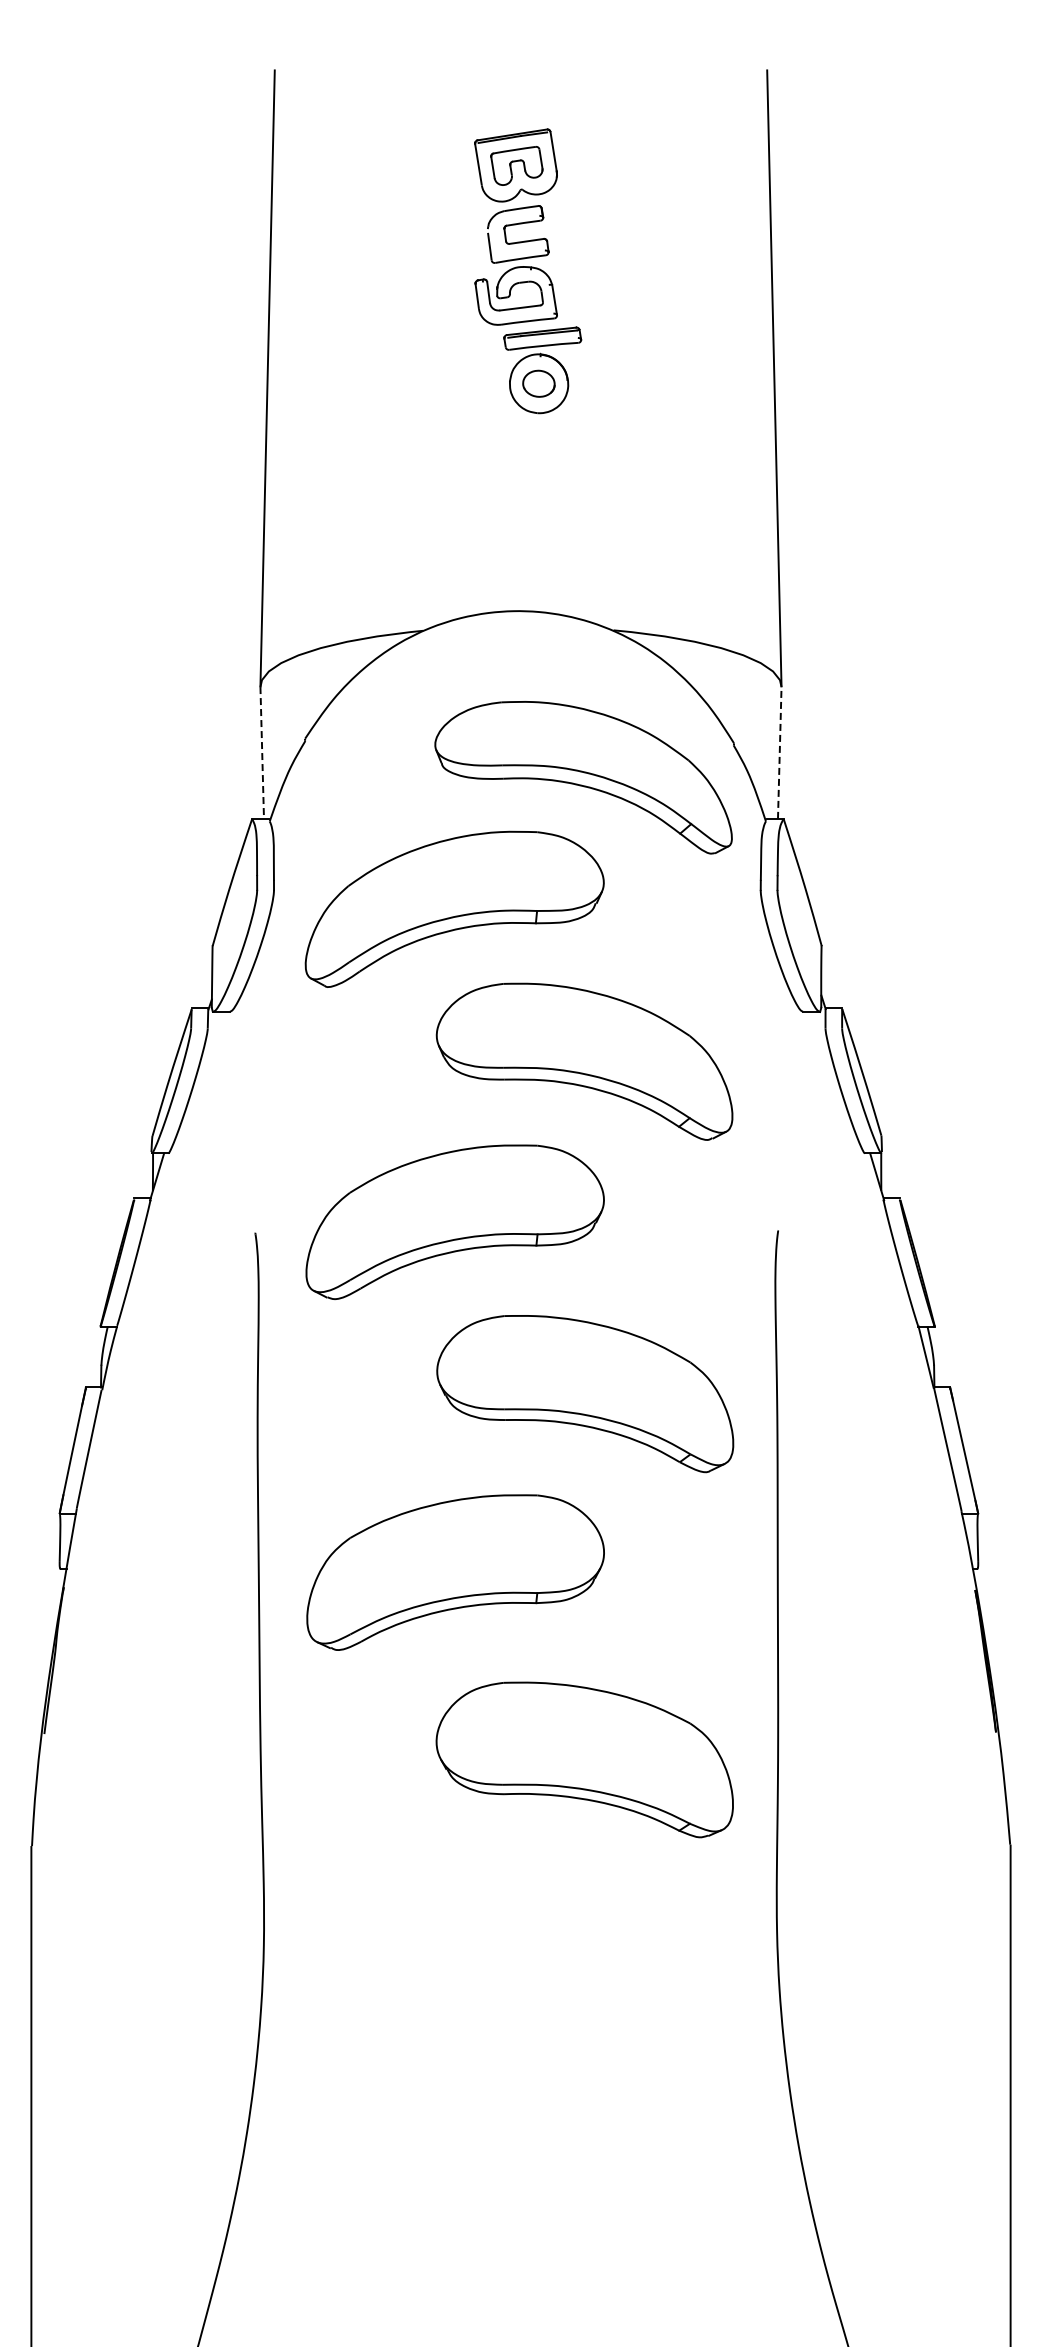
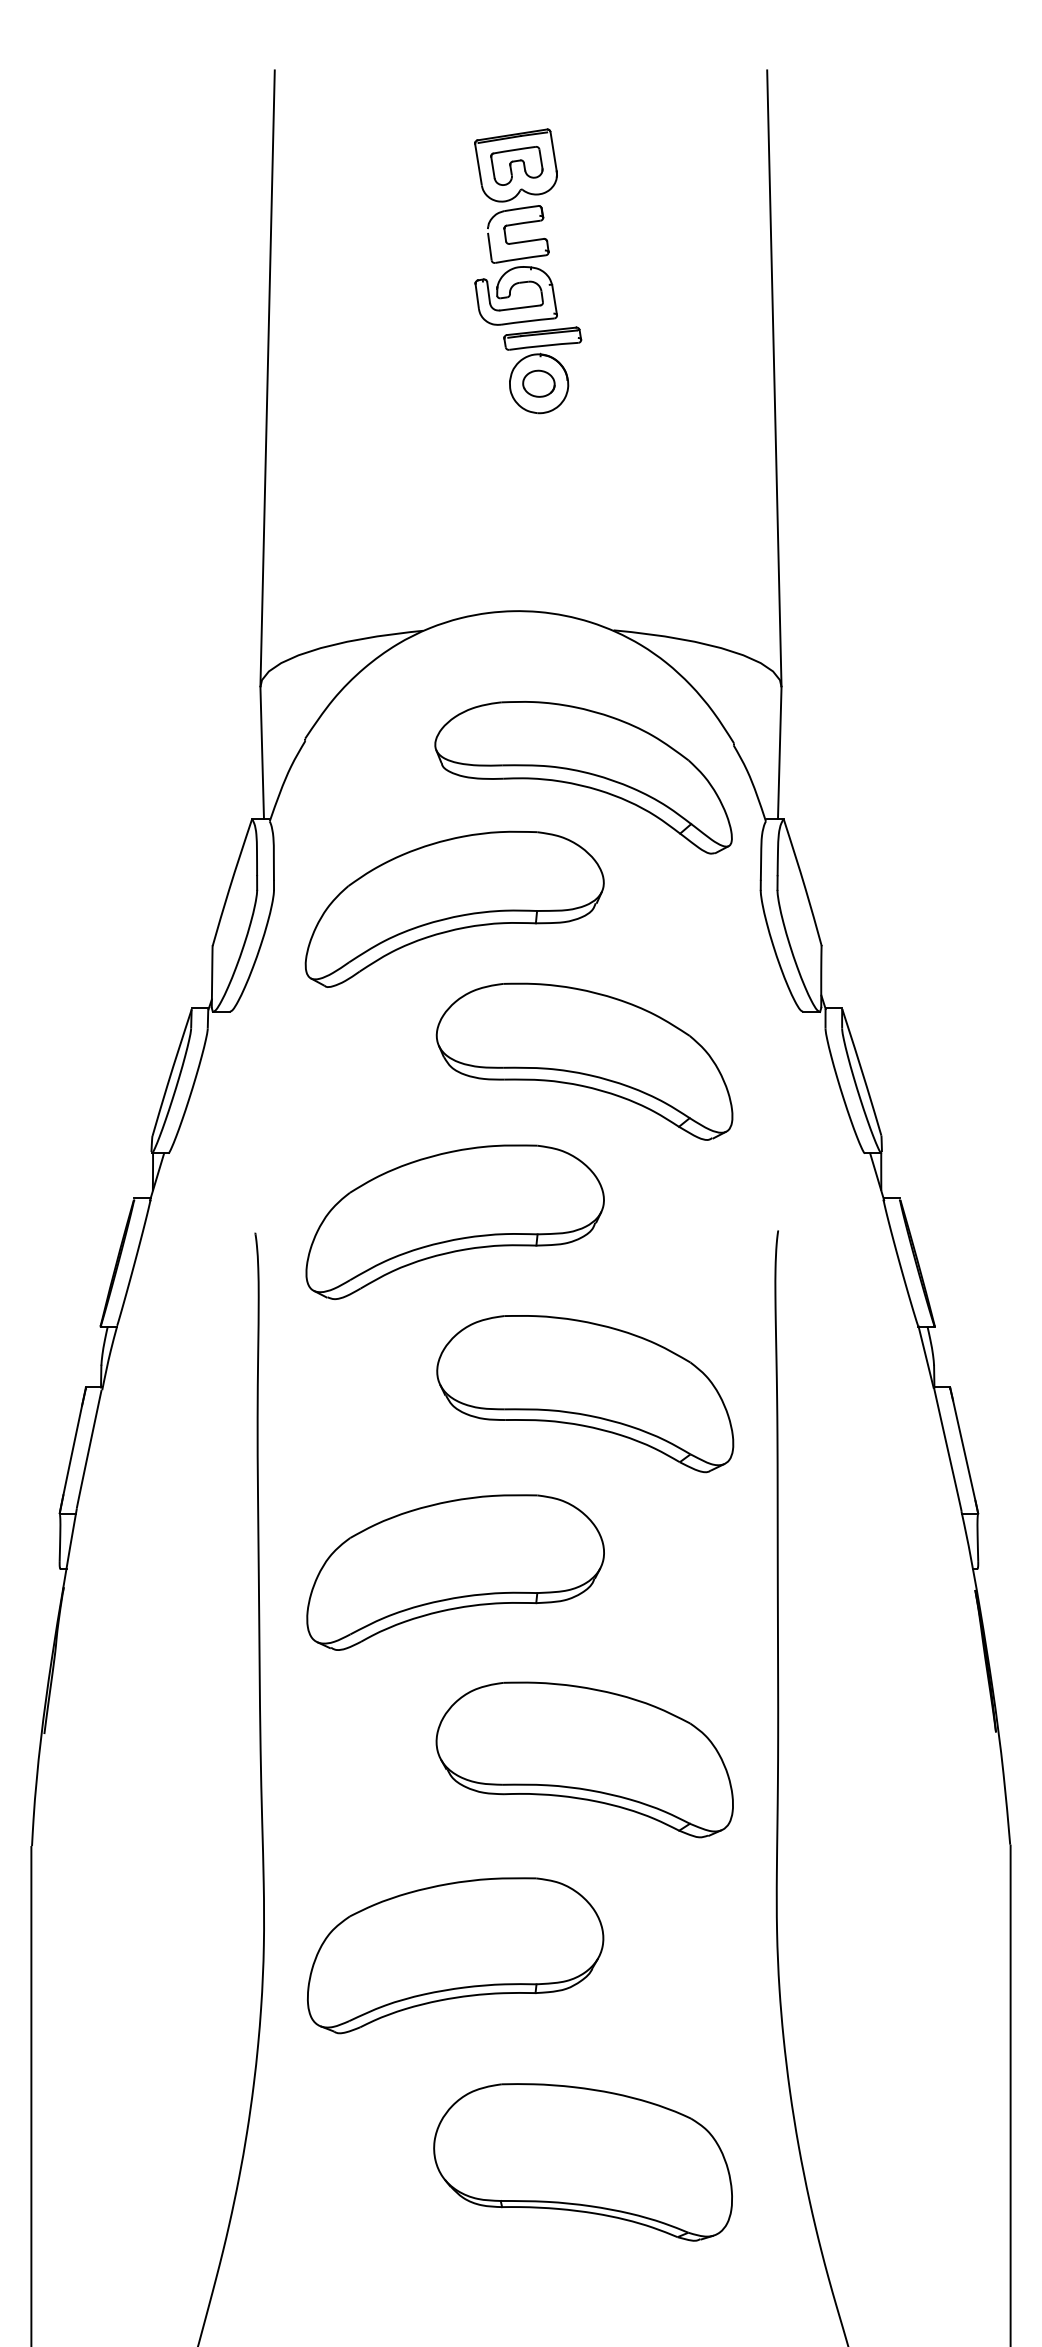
line: dashed -> solid (262, 752)
line: dashed -> solid (779, 752)
part: none -> present (455, 1955)
part: none -> present (582, 2162)
